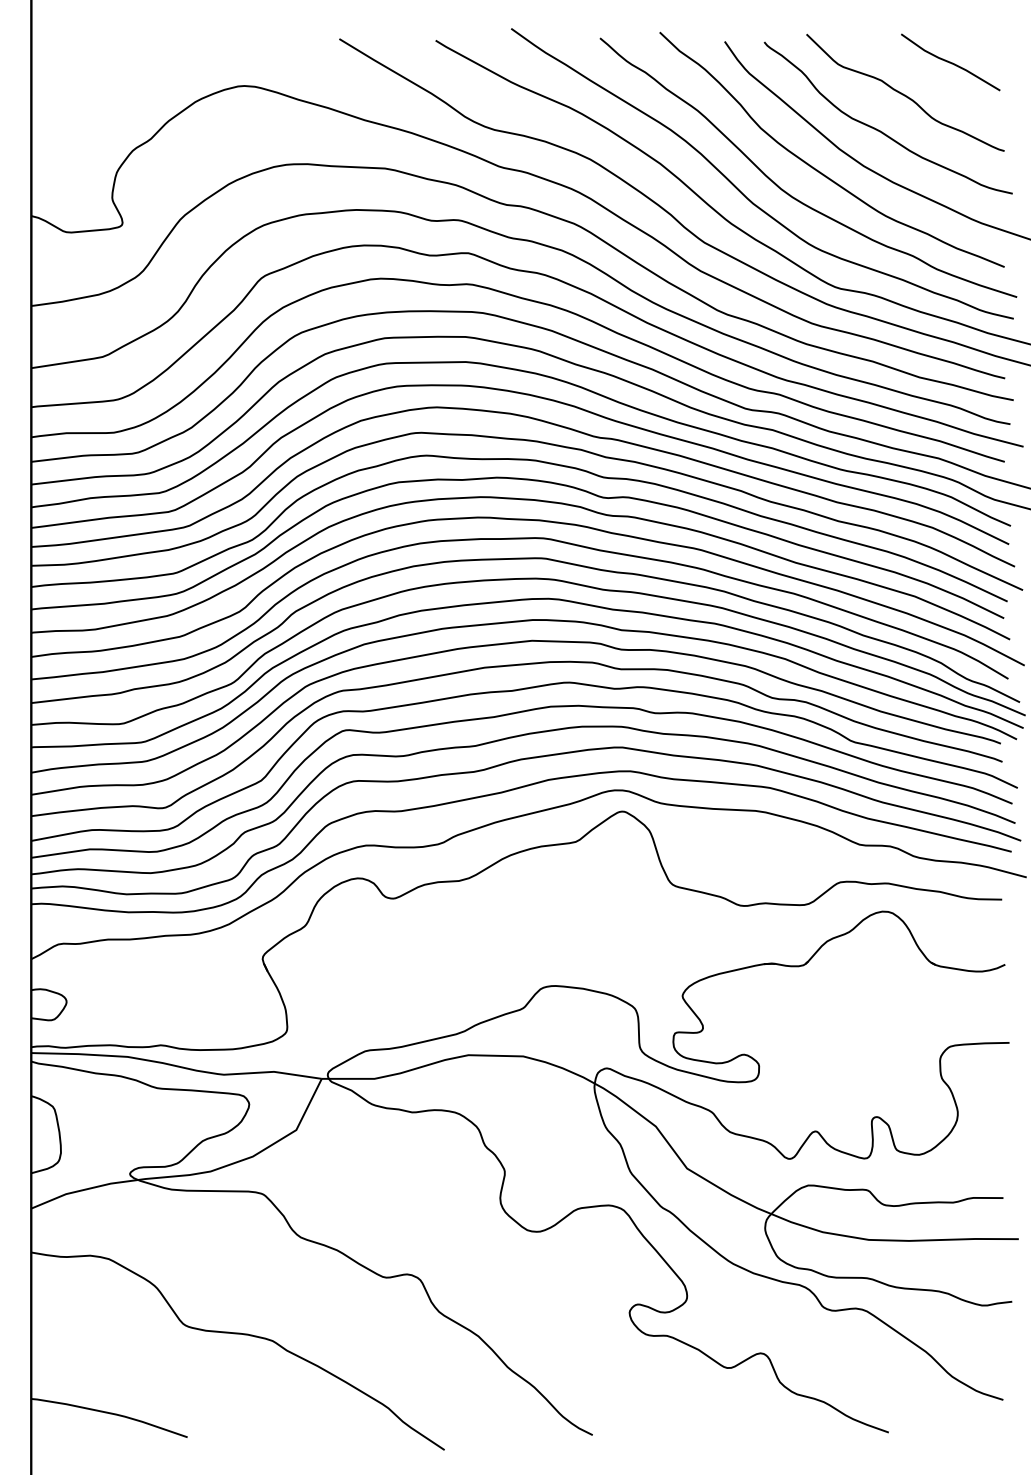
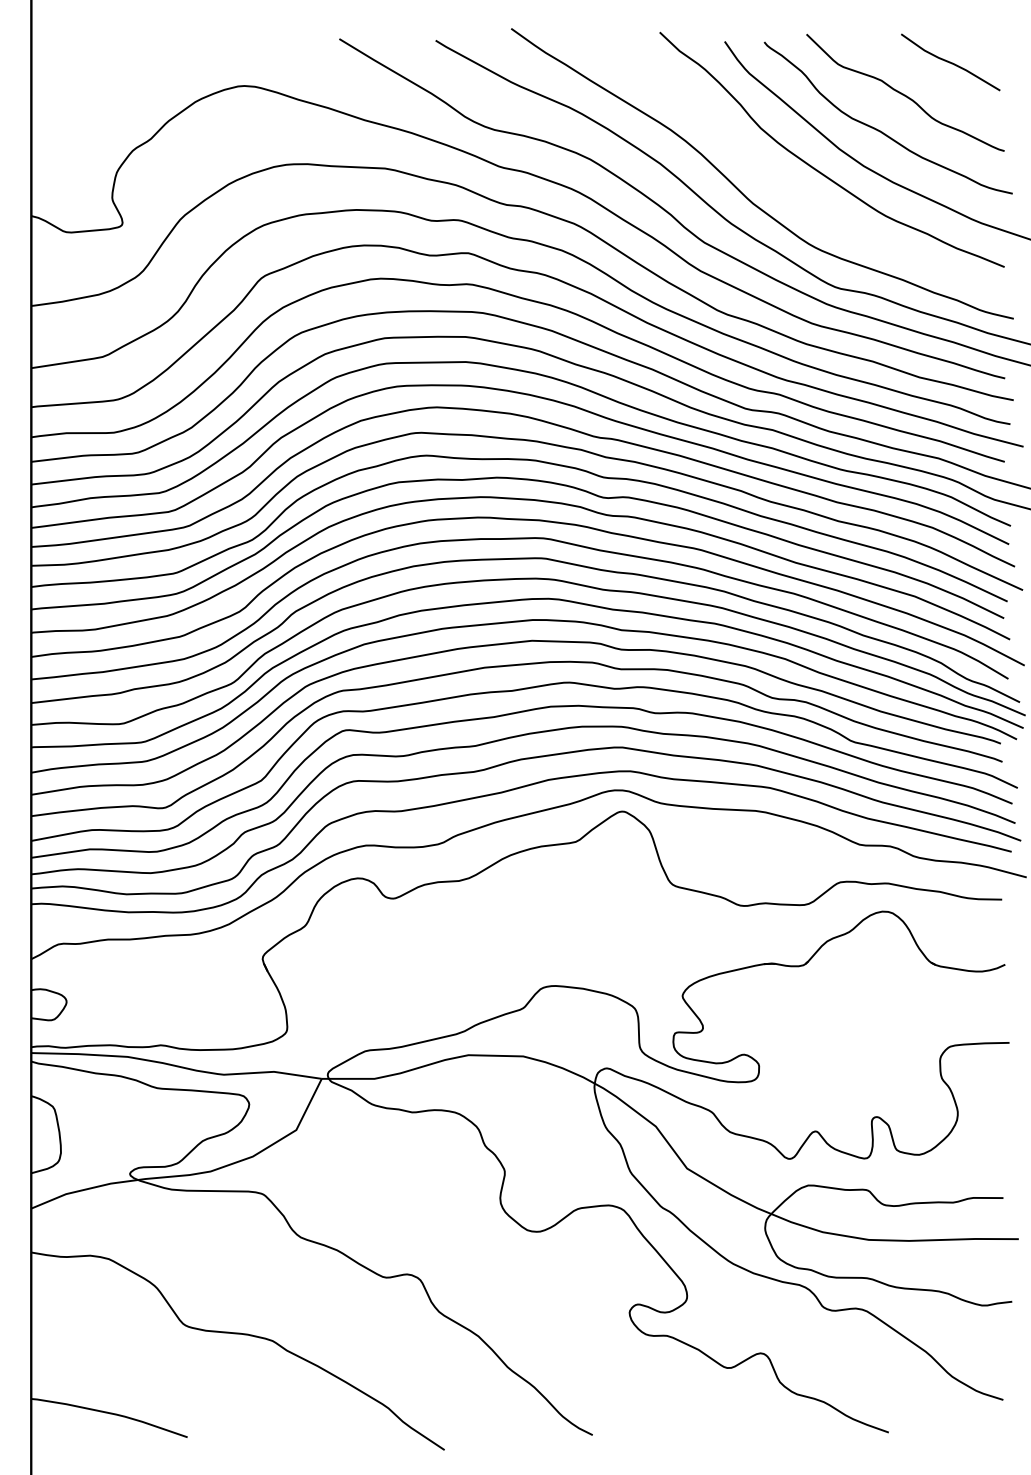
curve: present -> none (789, 193)
